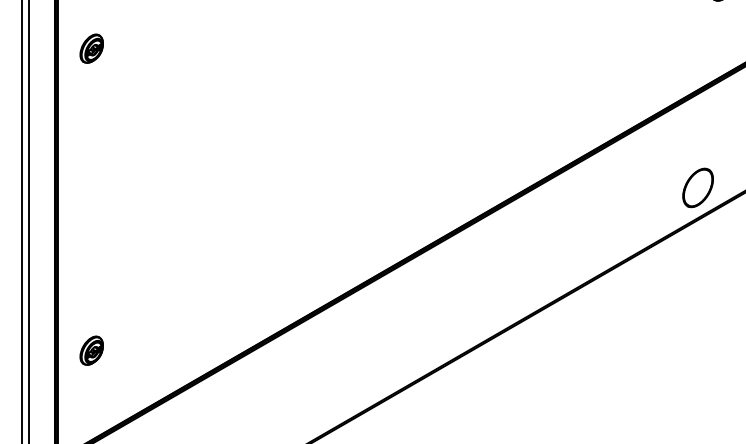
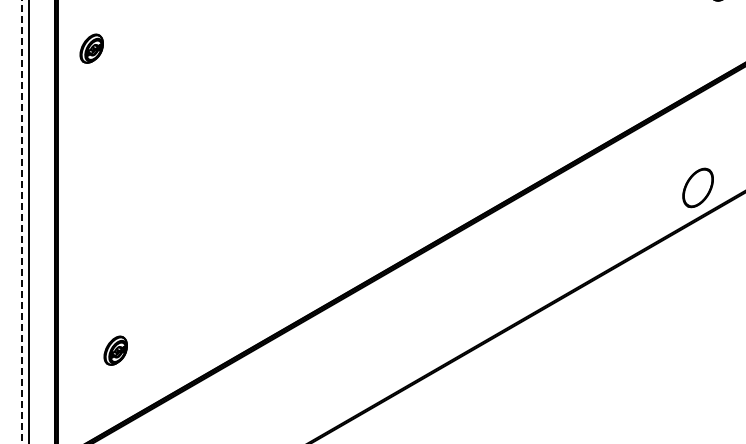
line: solid -> dashed (21, 222)
part position: (91, 350) -> (115, 350) (115, 350)
